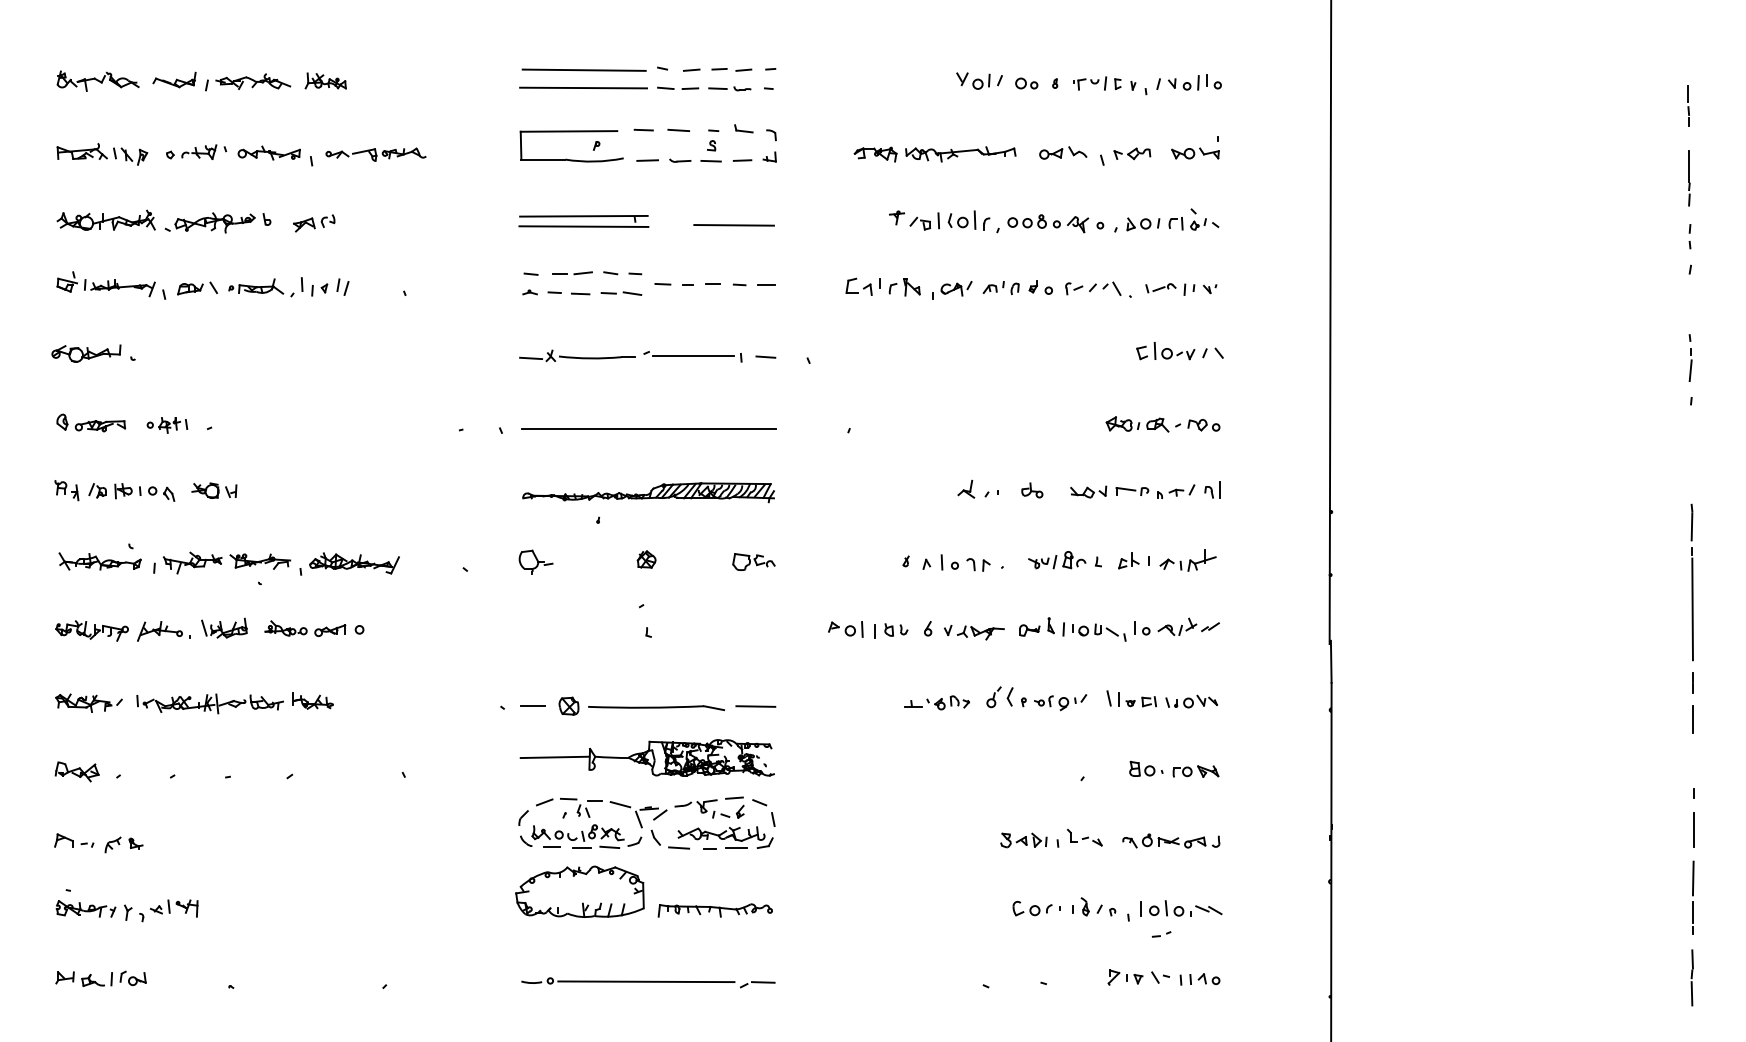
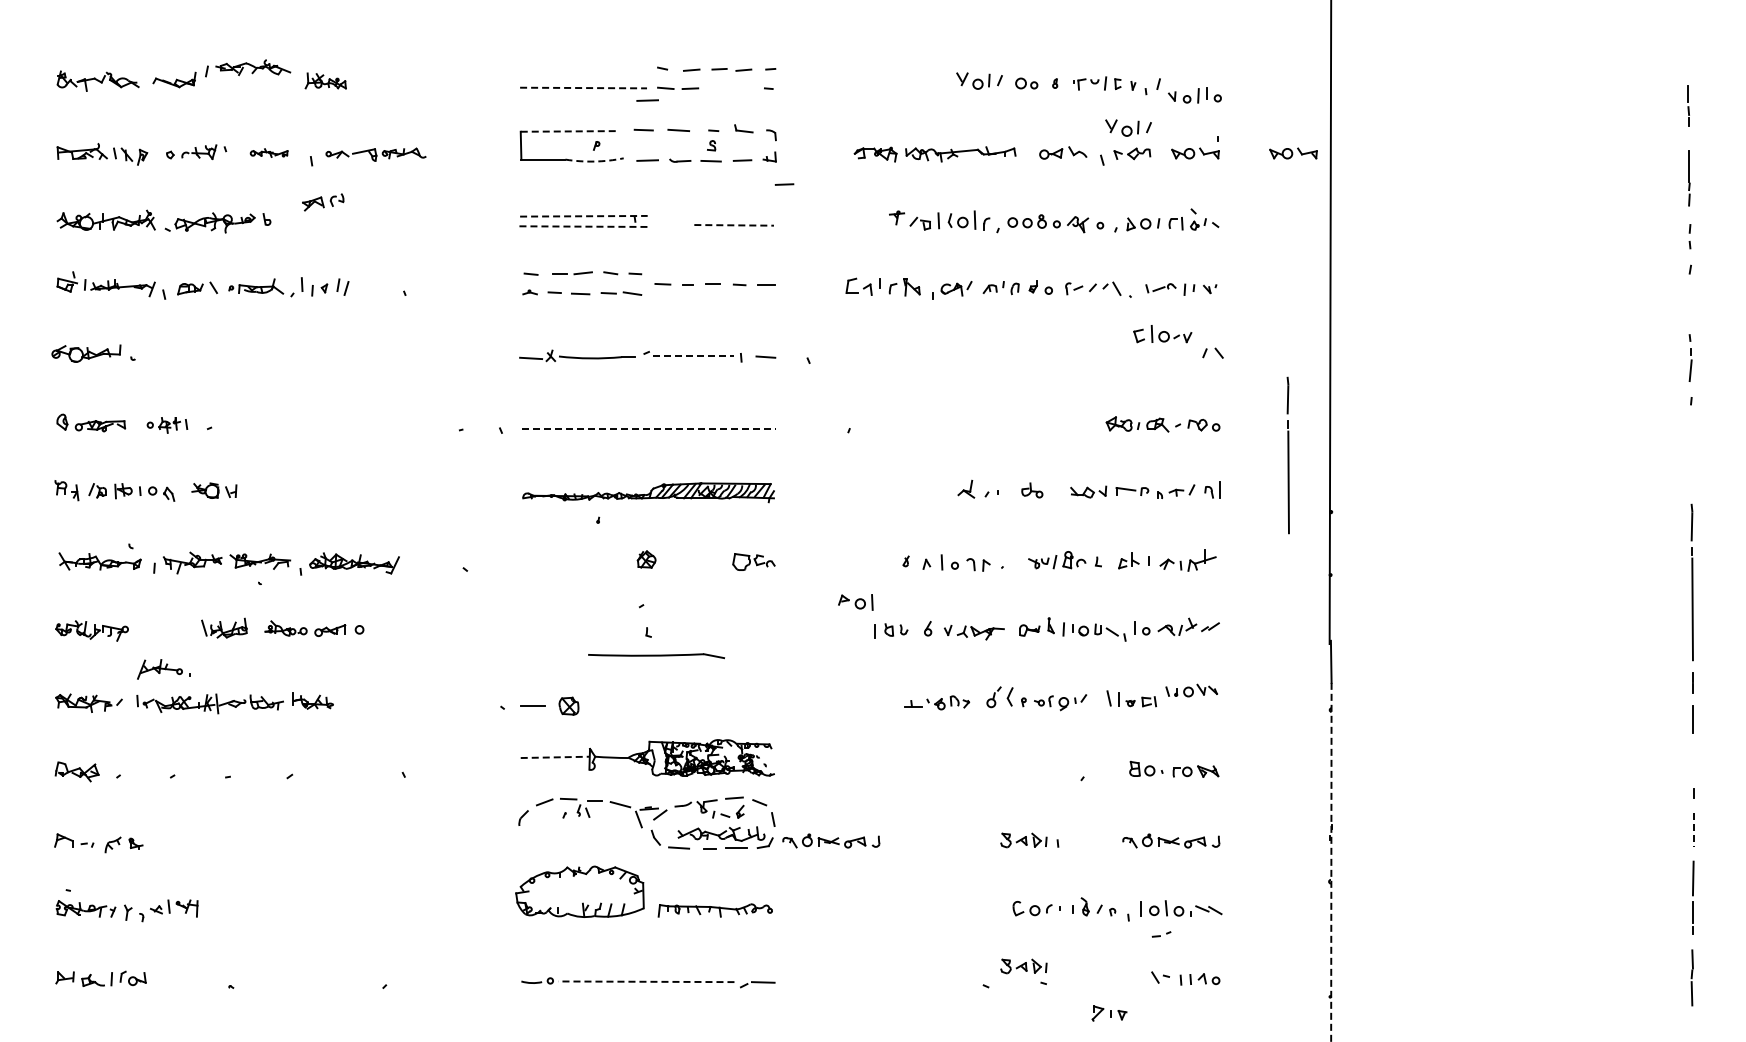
line: present -> none (583, 69)
part position: (248, 82) -> (248, 68) (248, 68)
part position: (1194, 82) -> (1194, 95) (1194, 95)
line: solid -> dashed (584, 88)
part: present -> none (729, 88)
line: none -> present (647, 100)
part: none -> present (1128, 127)
line: solid -> dashed (569, 131)
part size: 64x16 px -> 40x10 px (268, 152)
part: none -> present (1293, 153)
arc: solid -> dashed (594, 161)
line: none -> present (784, 184)
line: solid -> dashed (583, 216)
part position: (314, 223) -> (323, 202) (323, 202)
line: solid -> dashed (734, 225)
line: solid -> dashed (584, 226)
part position: (1165, 351) -> (1162, 334) (1162, 334)
line: solid -> dashed (693, 356)
line: solid -> dashed (648, 429)
line: none -> present (1287, 455)
part: present -> none (535, 561)
part position: (845, 629) -> (855, 602) (855, 602)
part position: (163, 631) -> (163, 669) (163, 669)
part position: (1191, 701) -> (1191, 690) (1191, 690)
line: present -> none (755, 706)
part position: (656, 708) -> (656, 656) (656, 656)
line: solid -> dashed (555, 757)
line: solid -> dashed (1693, 829)
part: present -> none (581, 836)
part: present -> none (1084, 837)
part: none -> present (831, 840)
line: solid -> dashed (1331, 861)
part: none -> present (1023, 966)
part position: (1125, 977) -> (1109, 1013) (1109, 1013)
line: solid -> dashed (645, 981)
